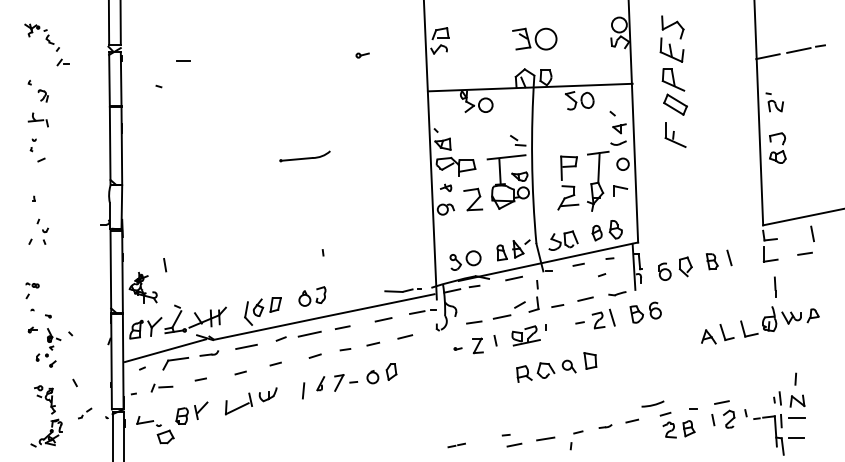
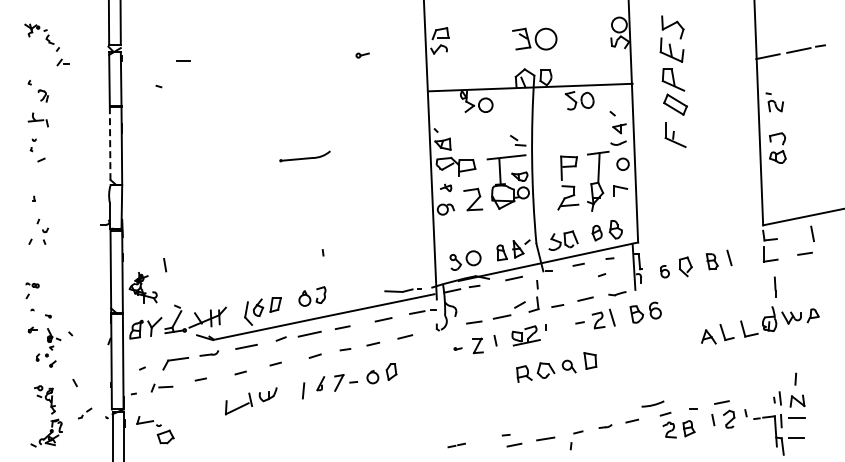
line: solid -> dashed (110, 145)
part size: 14x19 px -> 10x14 px (664, 271)
line: present -> none (165, 350)
part: present -> none (191, 412)
